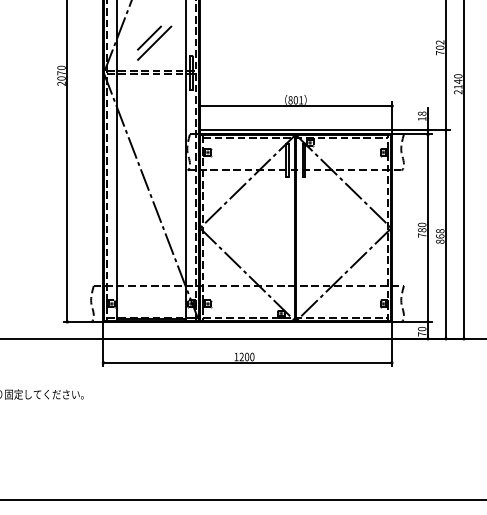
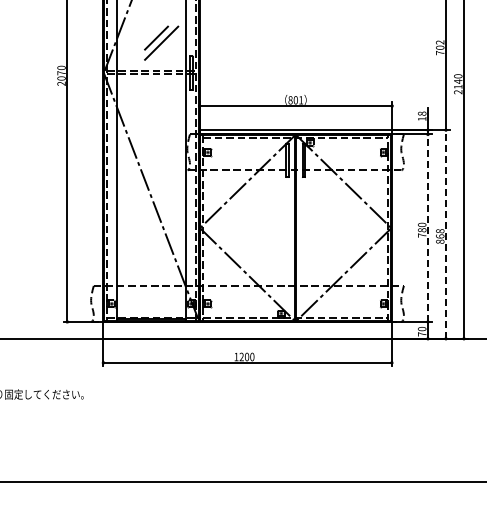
part position: (154, 42) -> (161, 42) (161, 42)
line: solid -> dashed (427, 228)
line: solid -> dashed (445, 233)
line position: (242, 499) -> (242, 481) (242, 481)
